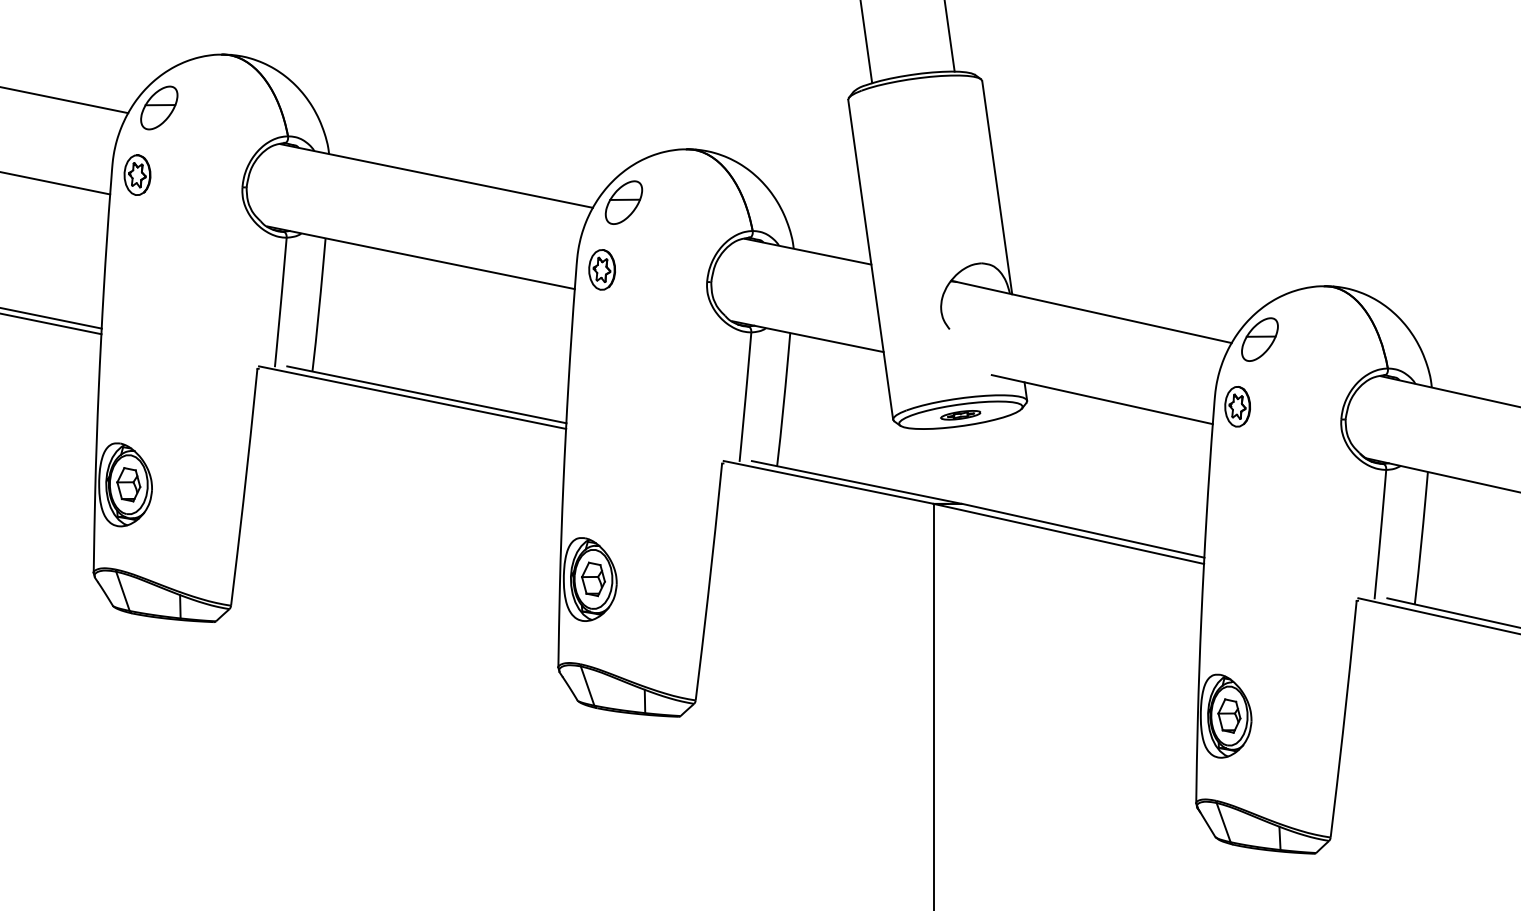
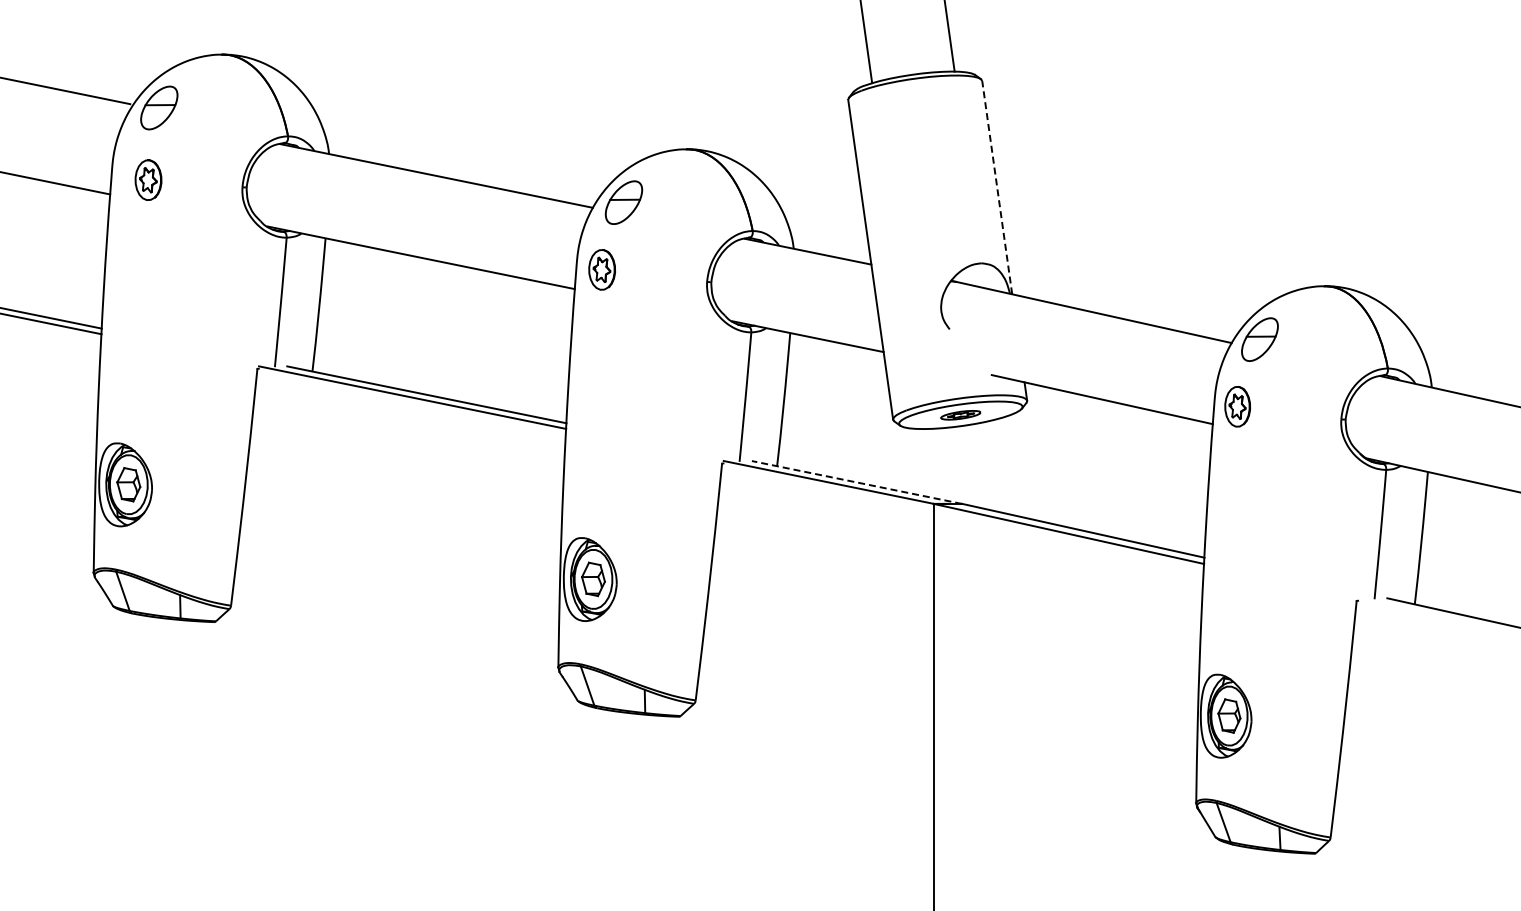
line position: (65, 100) -> (66, 91) (66, 91)
part position: (137, 174) -> (148, 179) (148, 179)
line: solid -> dashed (997, 187)
line: solid -> dashed (856, 482)
line: present -> none (1437, 615)
